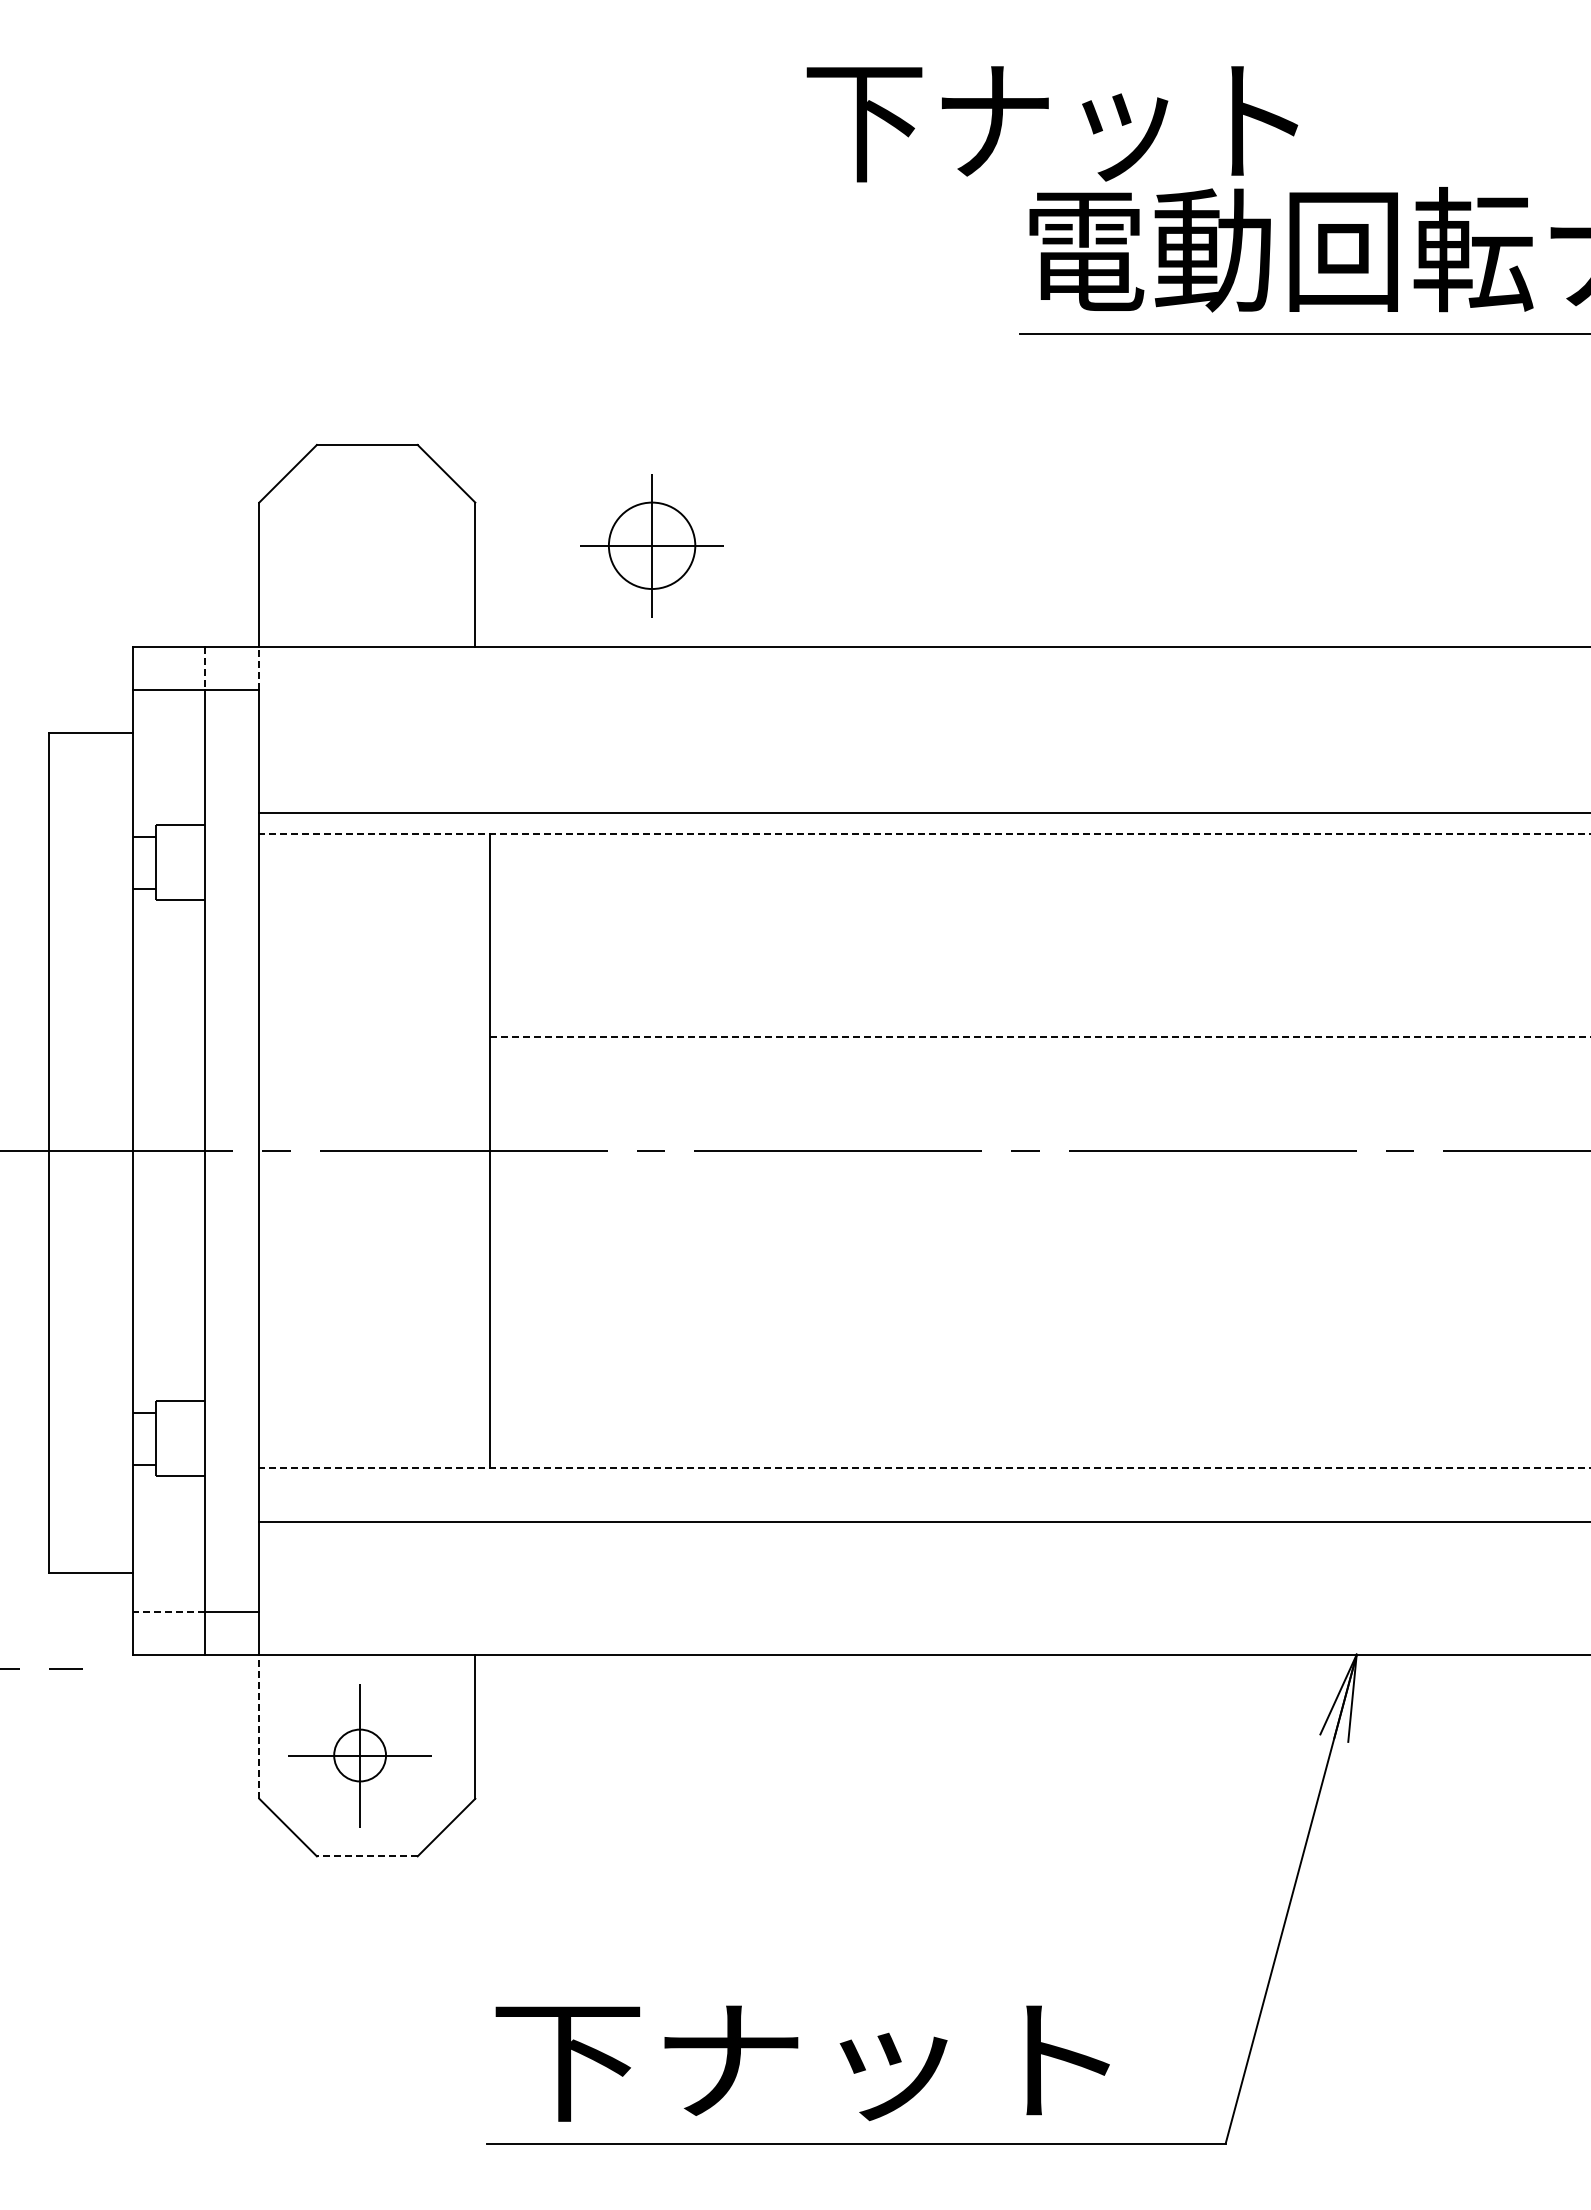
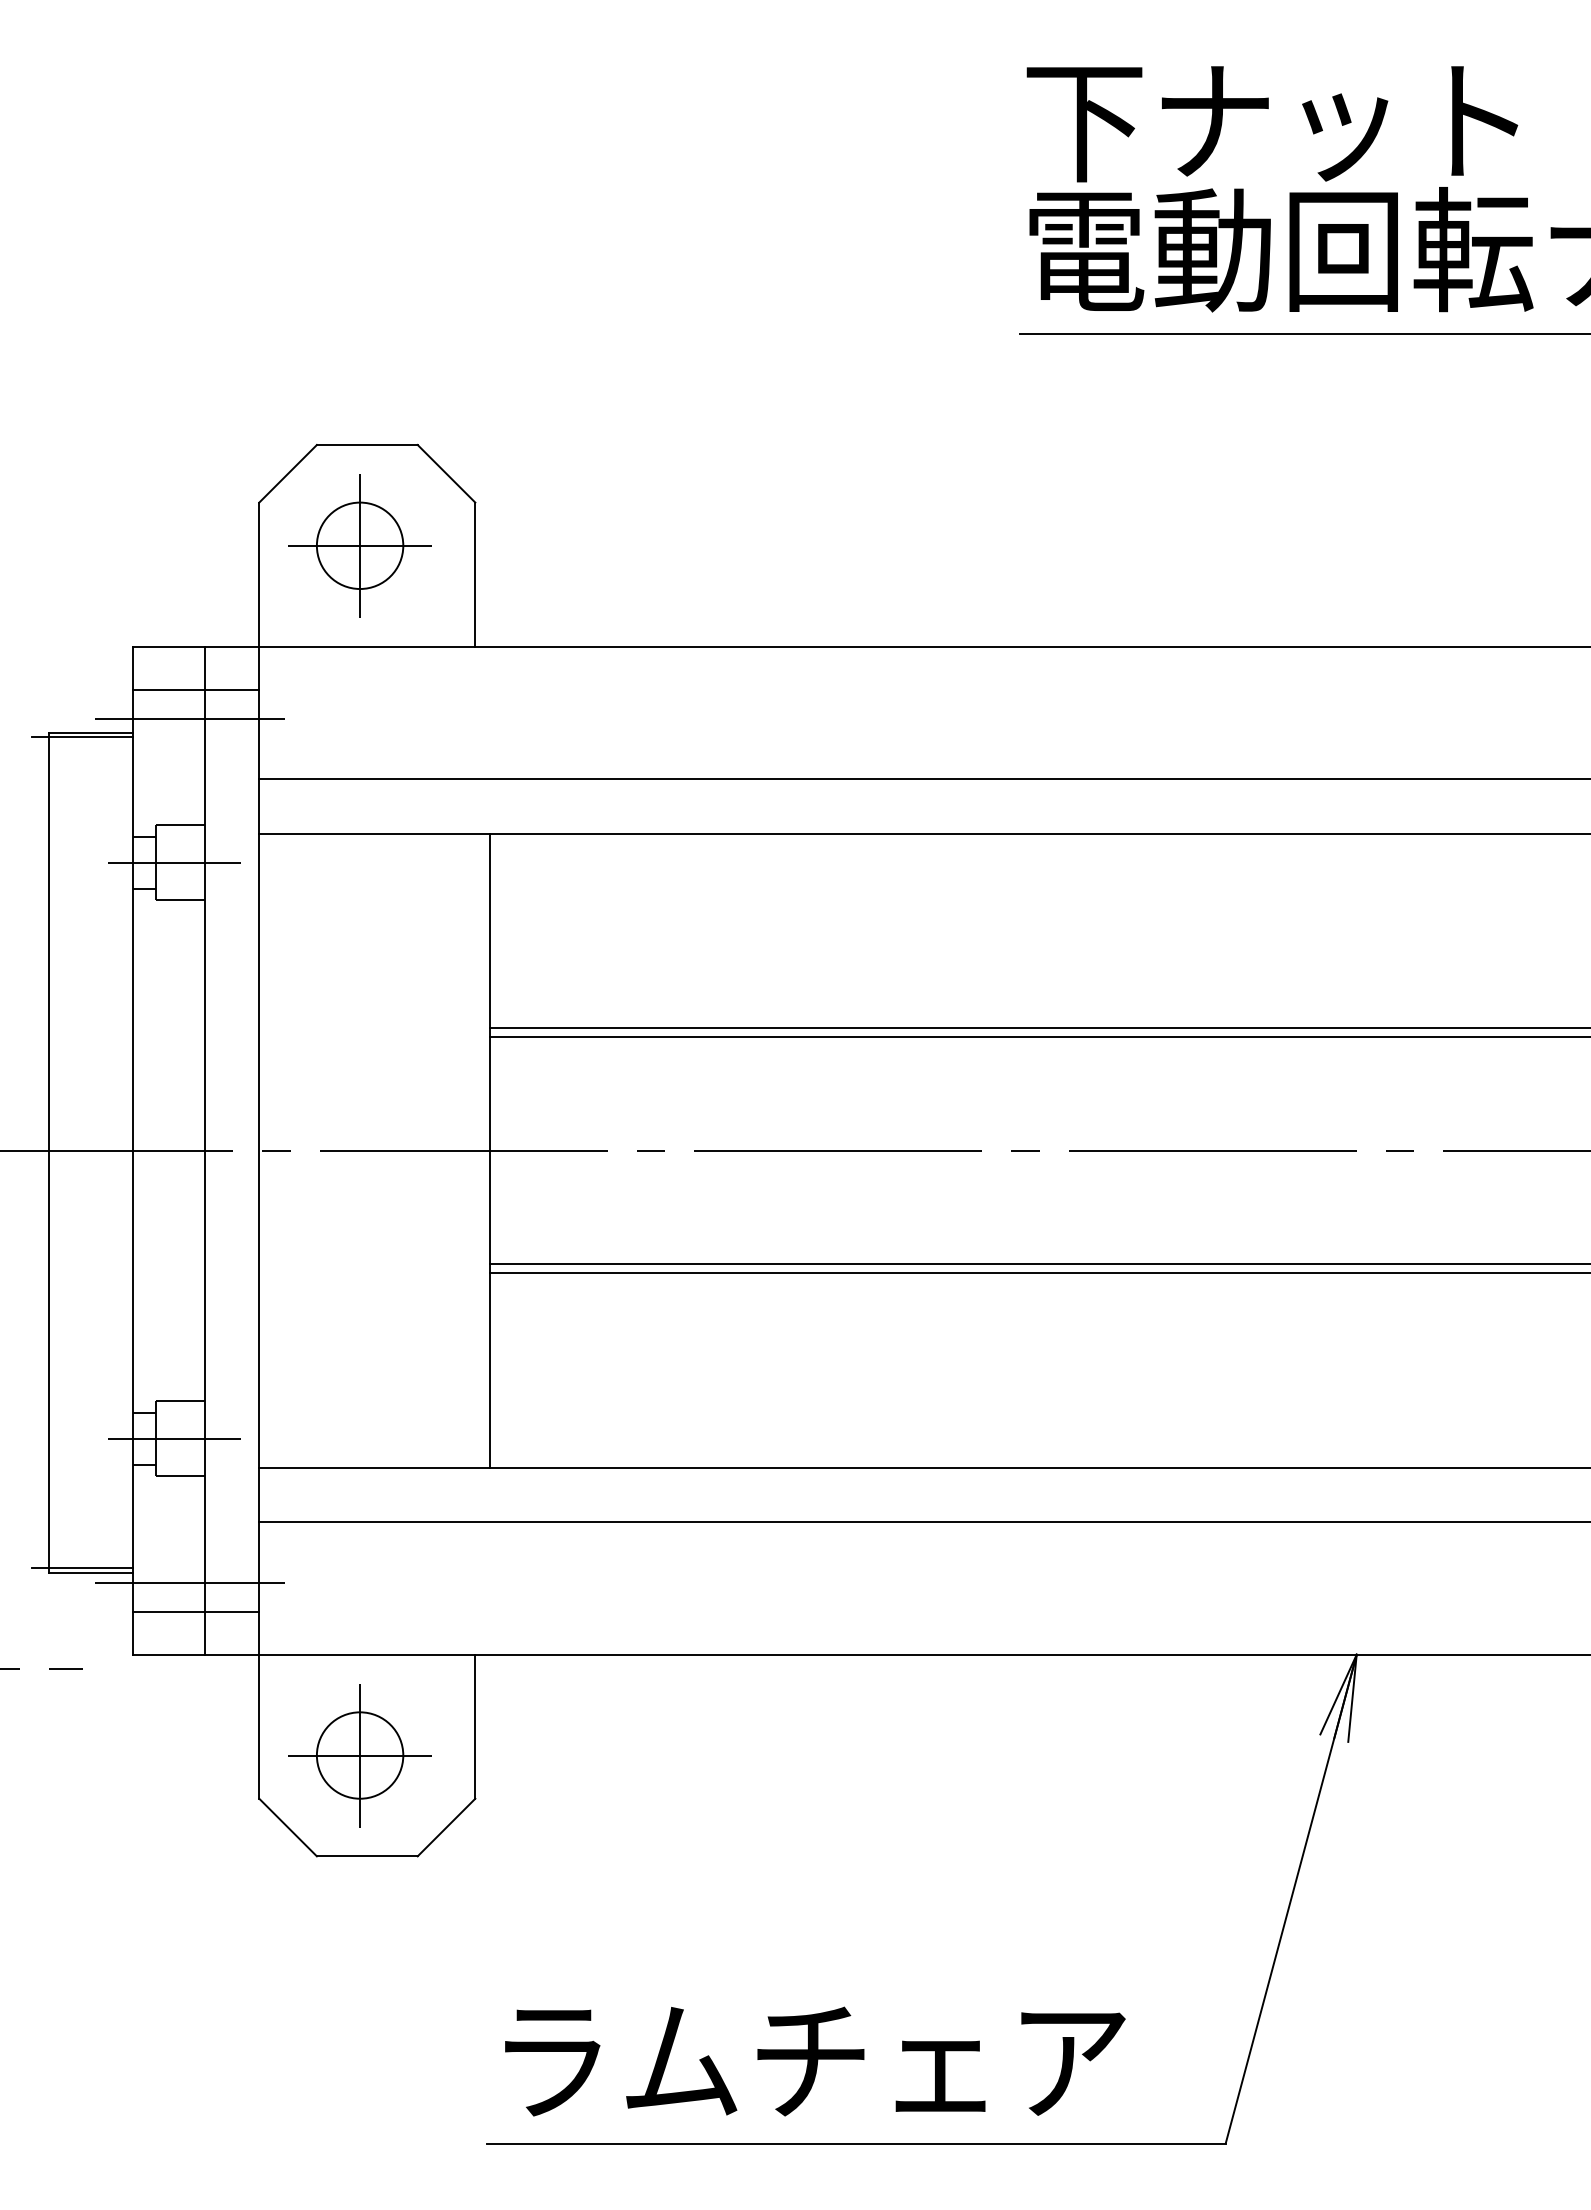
text position: (1052, 124) -> (1272, 124) (1272, 124)
part position: (651, 545) -> (359, 545) (359, 545)
line: dashed -> solid (204, 668)
line: dashed -> solid (259, 668)
line: none -> present (189, 718)
line: none -> present (81, 737)
line position: (923, 813) -> (923, 779) (923, 779)
line: dashed -> solid (924, 833)
line: none -> present (174, 862)
line: none -> present (1038, 1028)
line: dashed -> solid (1040, 1036)
line: none -> present (1038, 1264)
line: none -> present (1038, 1273)
line: none -> present (174, 1438)
line: dashed -> solid (924, 1467)
line: none -> present (81, 1568)
line: none -> present (189, 1582)
line: dashed -> solid (168, 1611)
line: dashed -> solid (259, 1726)
circle diameter: 52 px -> 86 px (359, 1755)
line: dashed -> solid (366, 1856)
text: 下ナット -> ラムチェア (810, 2063)
